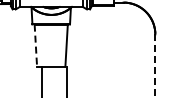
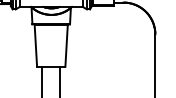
line: dashed -> solid (35, 46)
line: dashed -> solid (155, 65)
line position: (67, 80) -> (60, 80) (60, 80)
